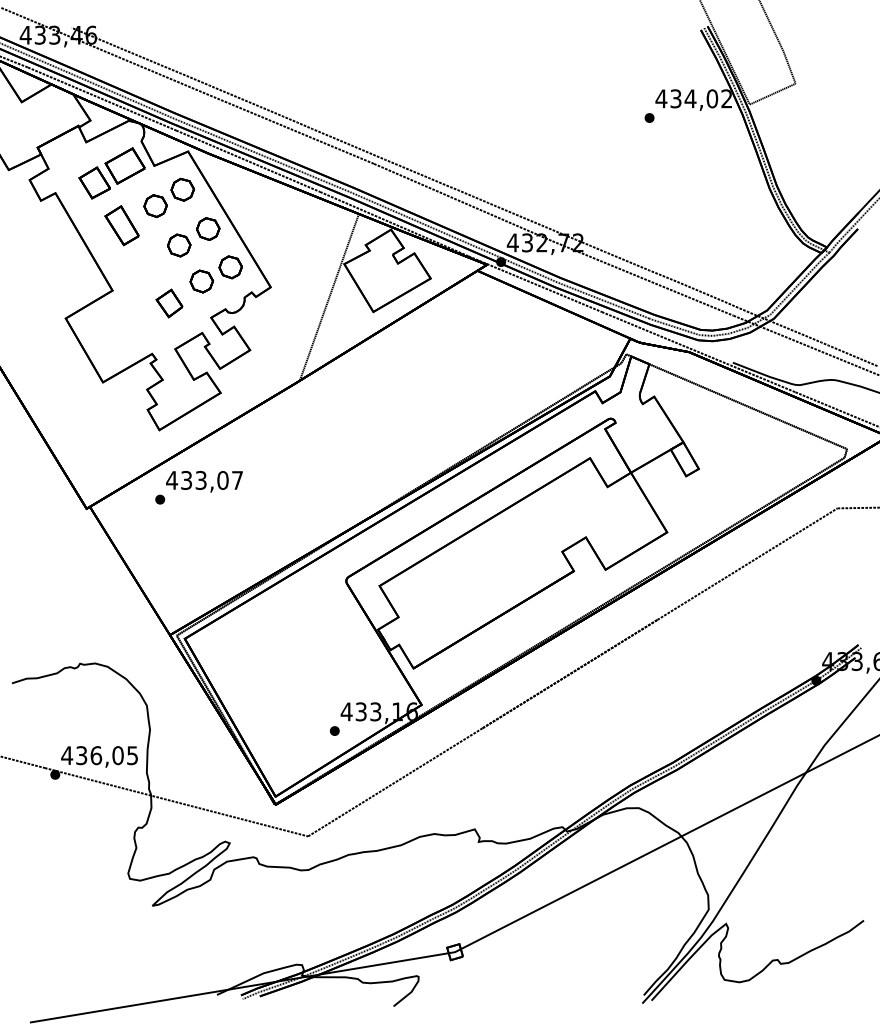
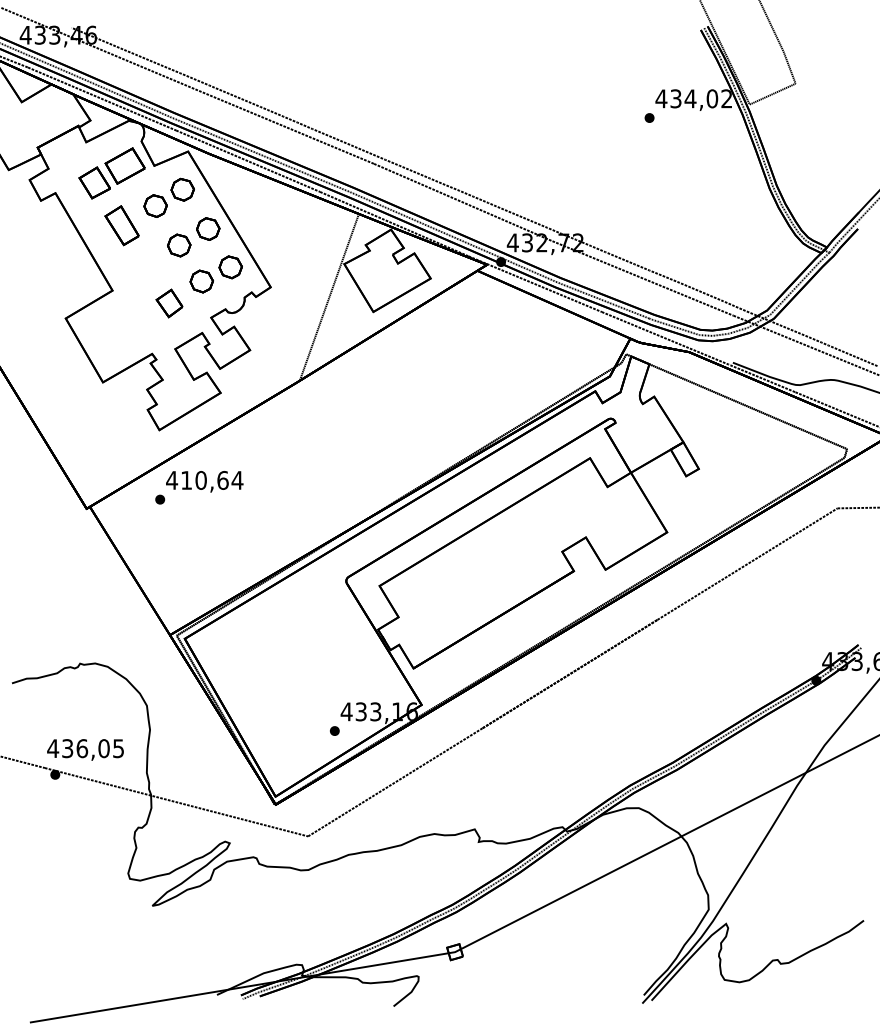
text: 433,07 -> 410,64 (212, 479)
text position: (99, 756) -> (85, 749) (85, 749)
